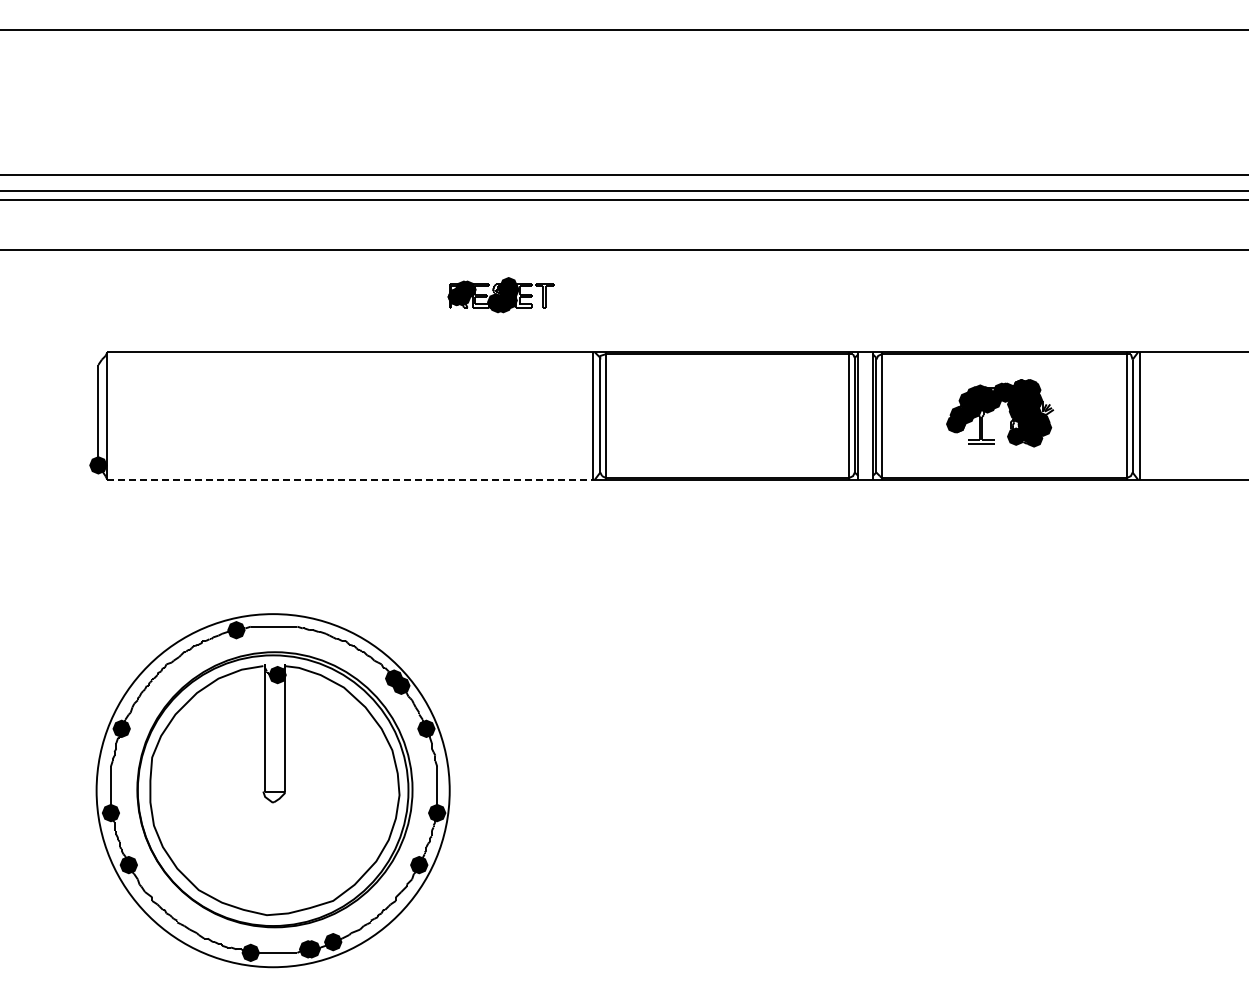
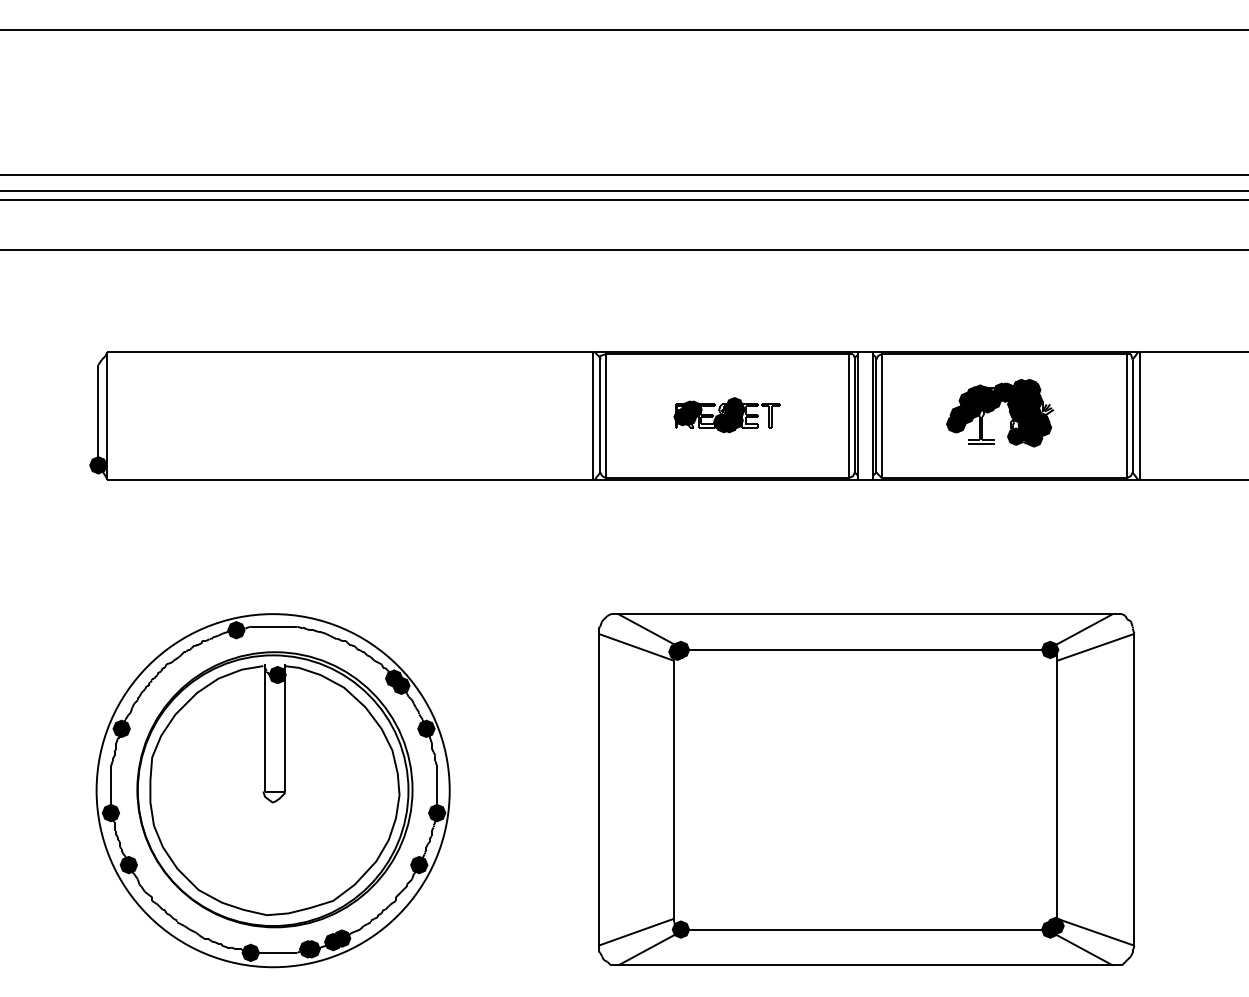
part position: (500, 295) -> (726, 415) (726, 415)
line: dashed -> solid (350, 479)
part: none -> present (866, 789)
fill: none -> present (341, 938)
